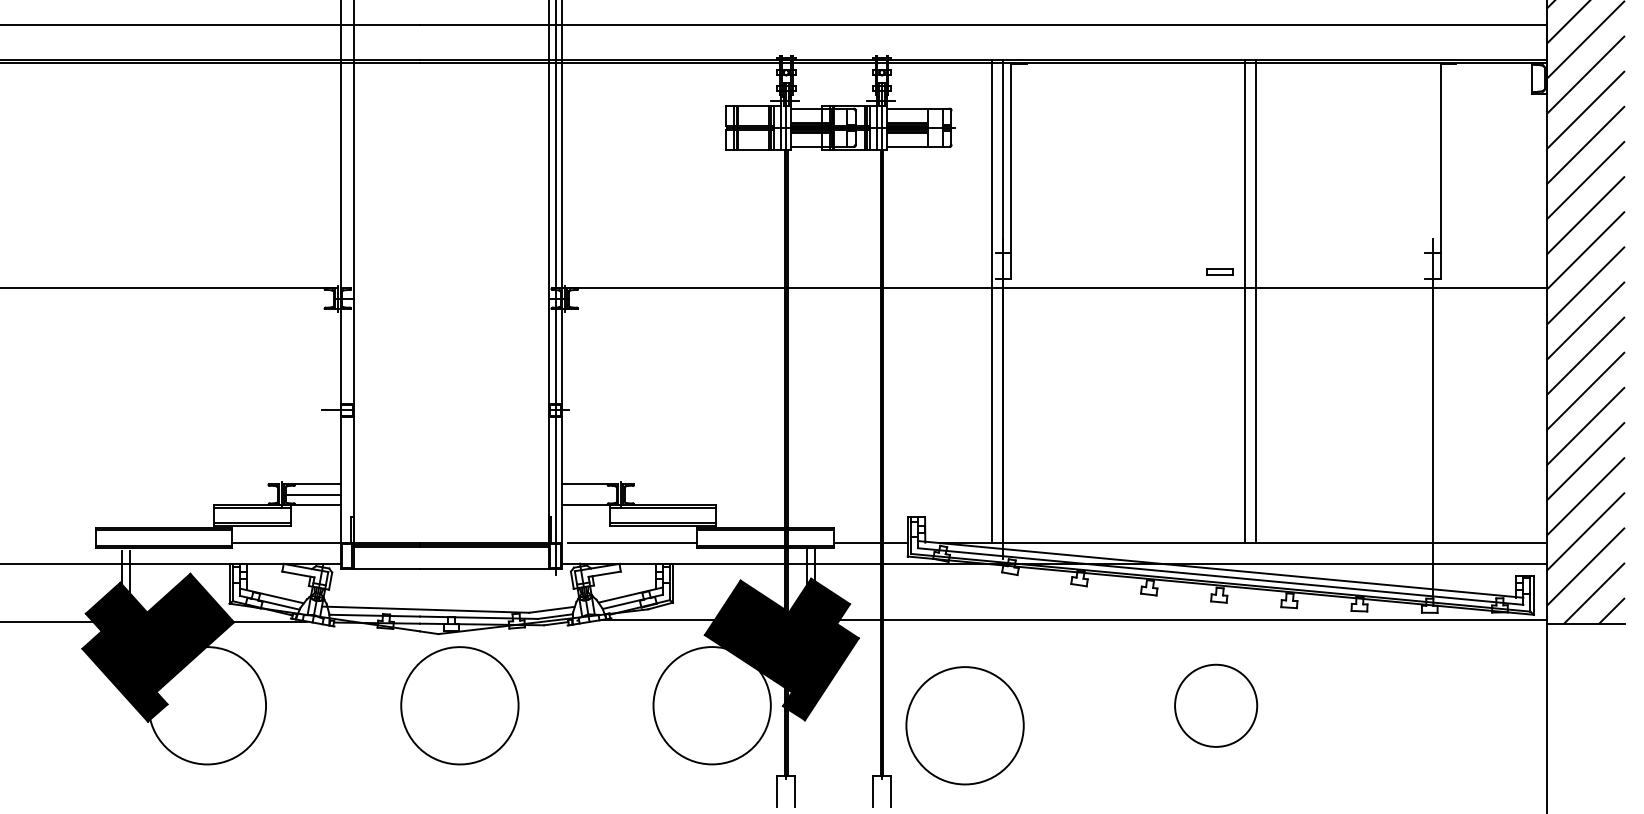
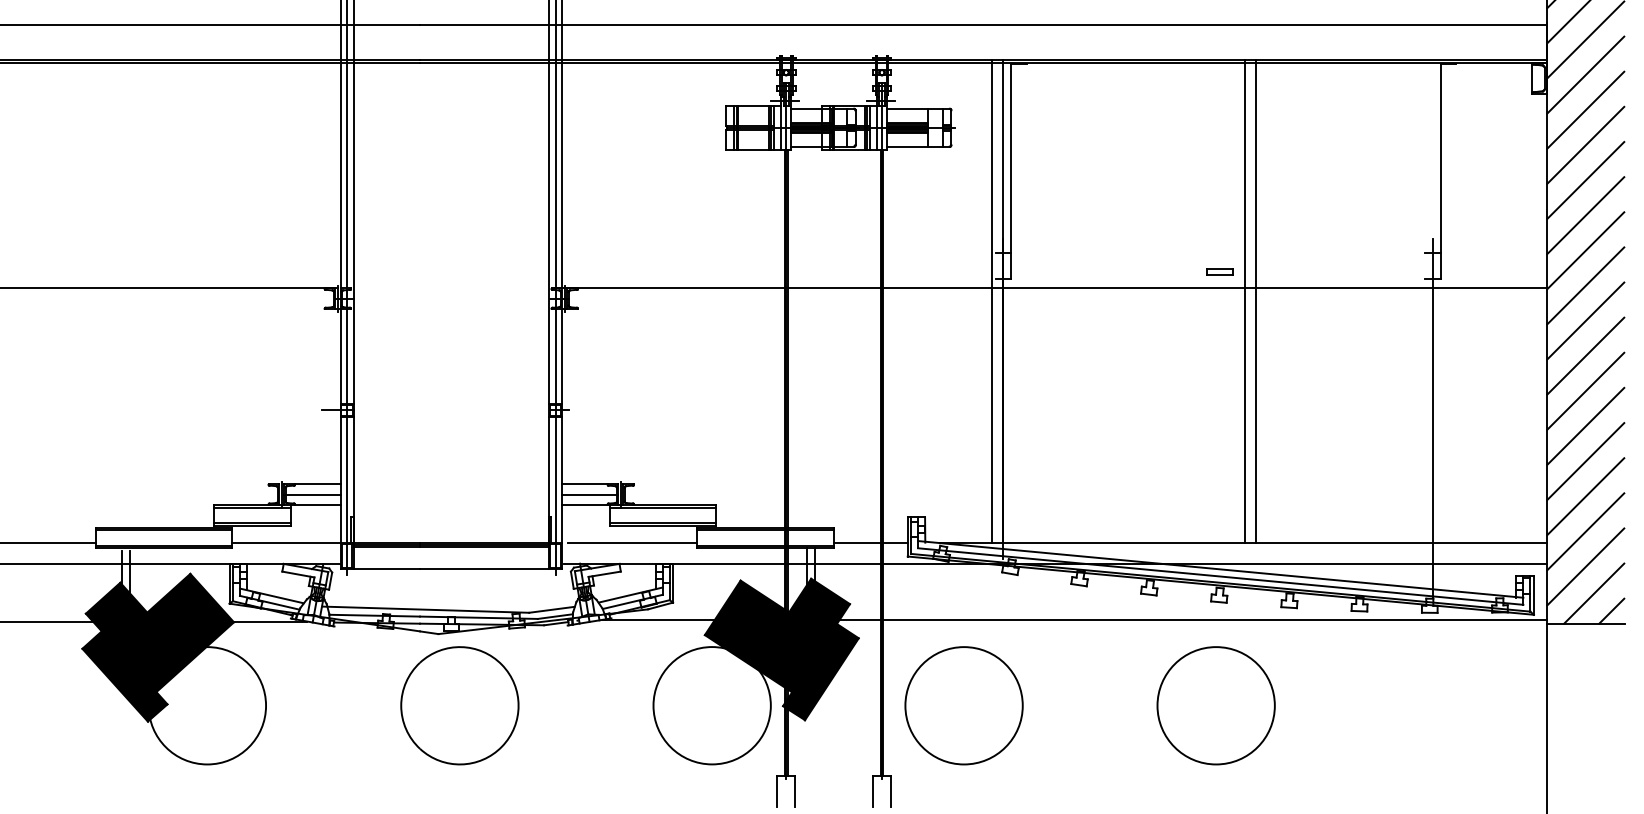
line: none -> present (347, 288)
line: none -> present (590, 494)
line: none -> present (49, 543)
circle size: 85x85 px -> 120x120 px (1215, 705)
circle position: (964, 725) -> (963, 705) (963, 705)
